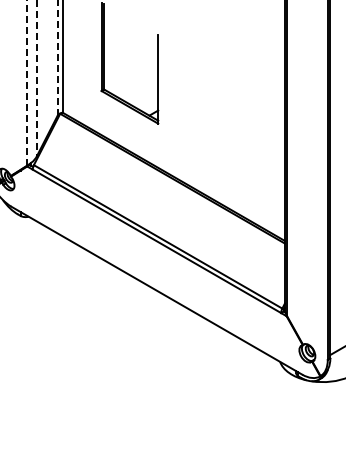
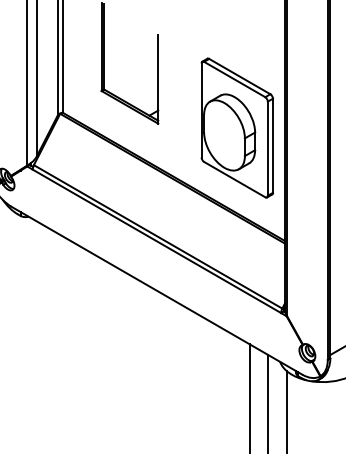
line: dashed -> solid (57, 58)
line: dashed -> solid (37, 78)
line: dashed -> solid (26, 82)
part: none -> present (236, 127)
line: none -> present (249, 397)
line: none -> present (267, 402)
line: none -> present (286, 410)
